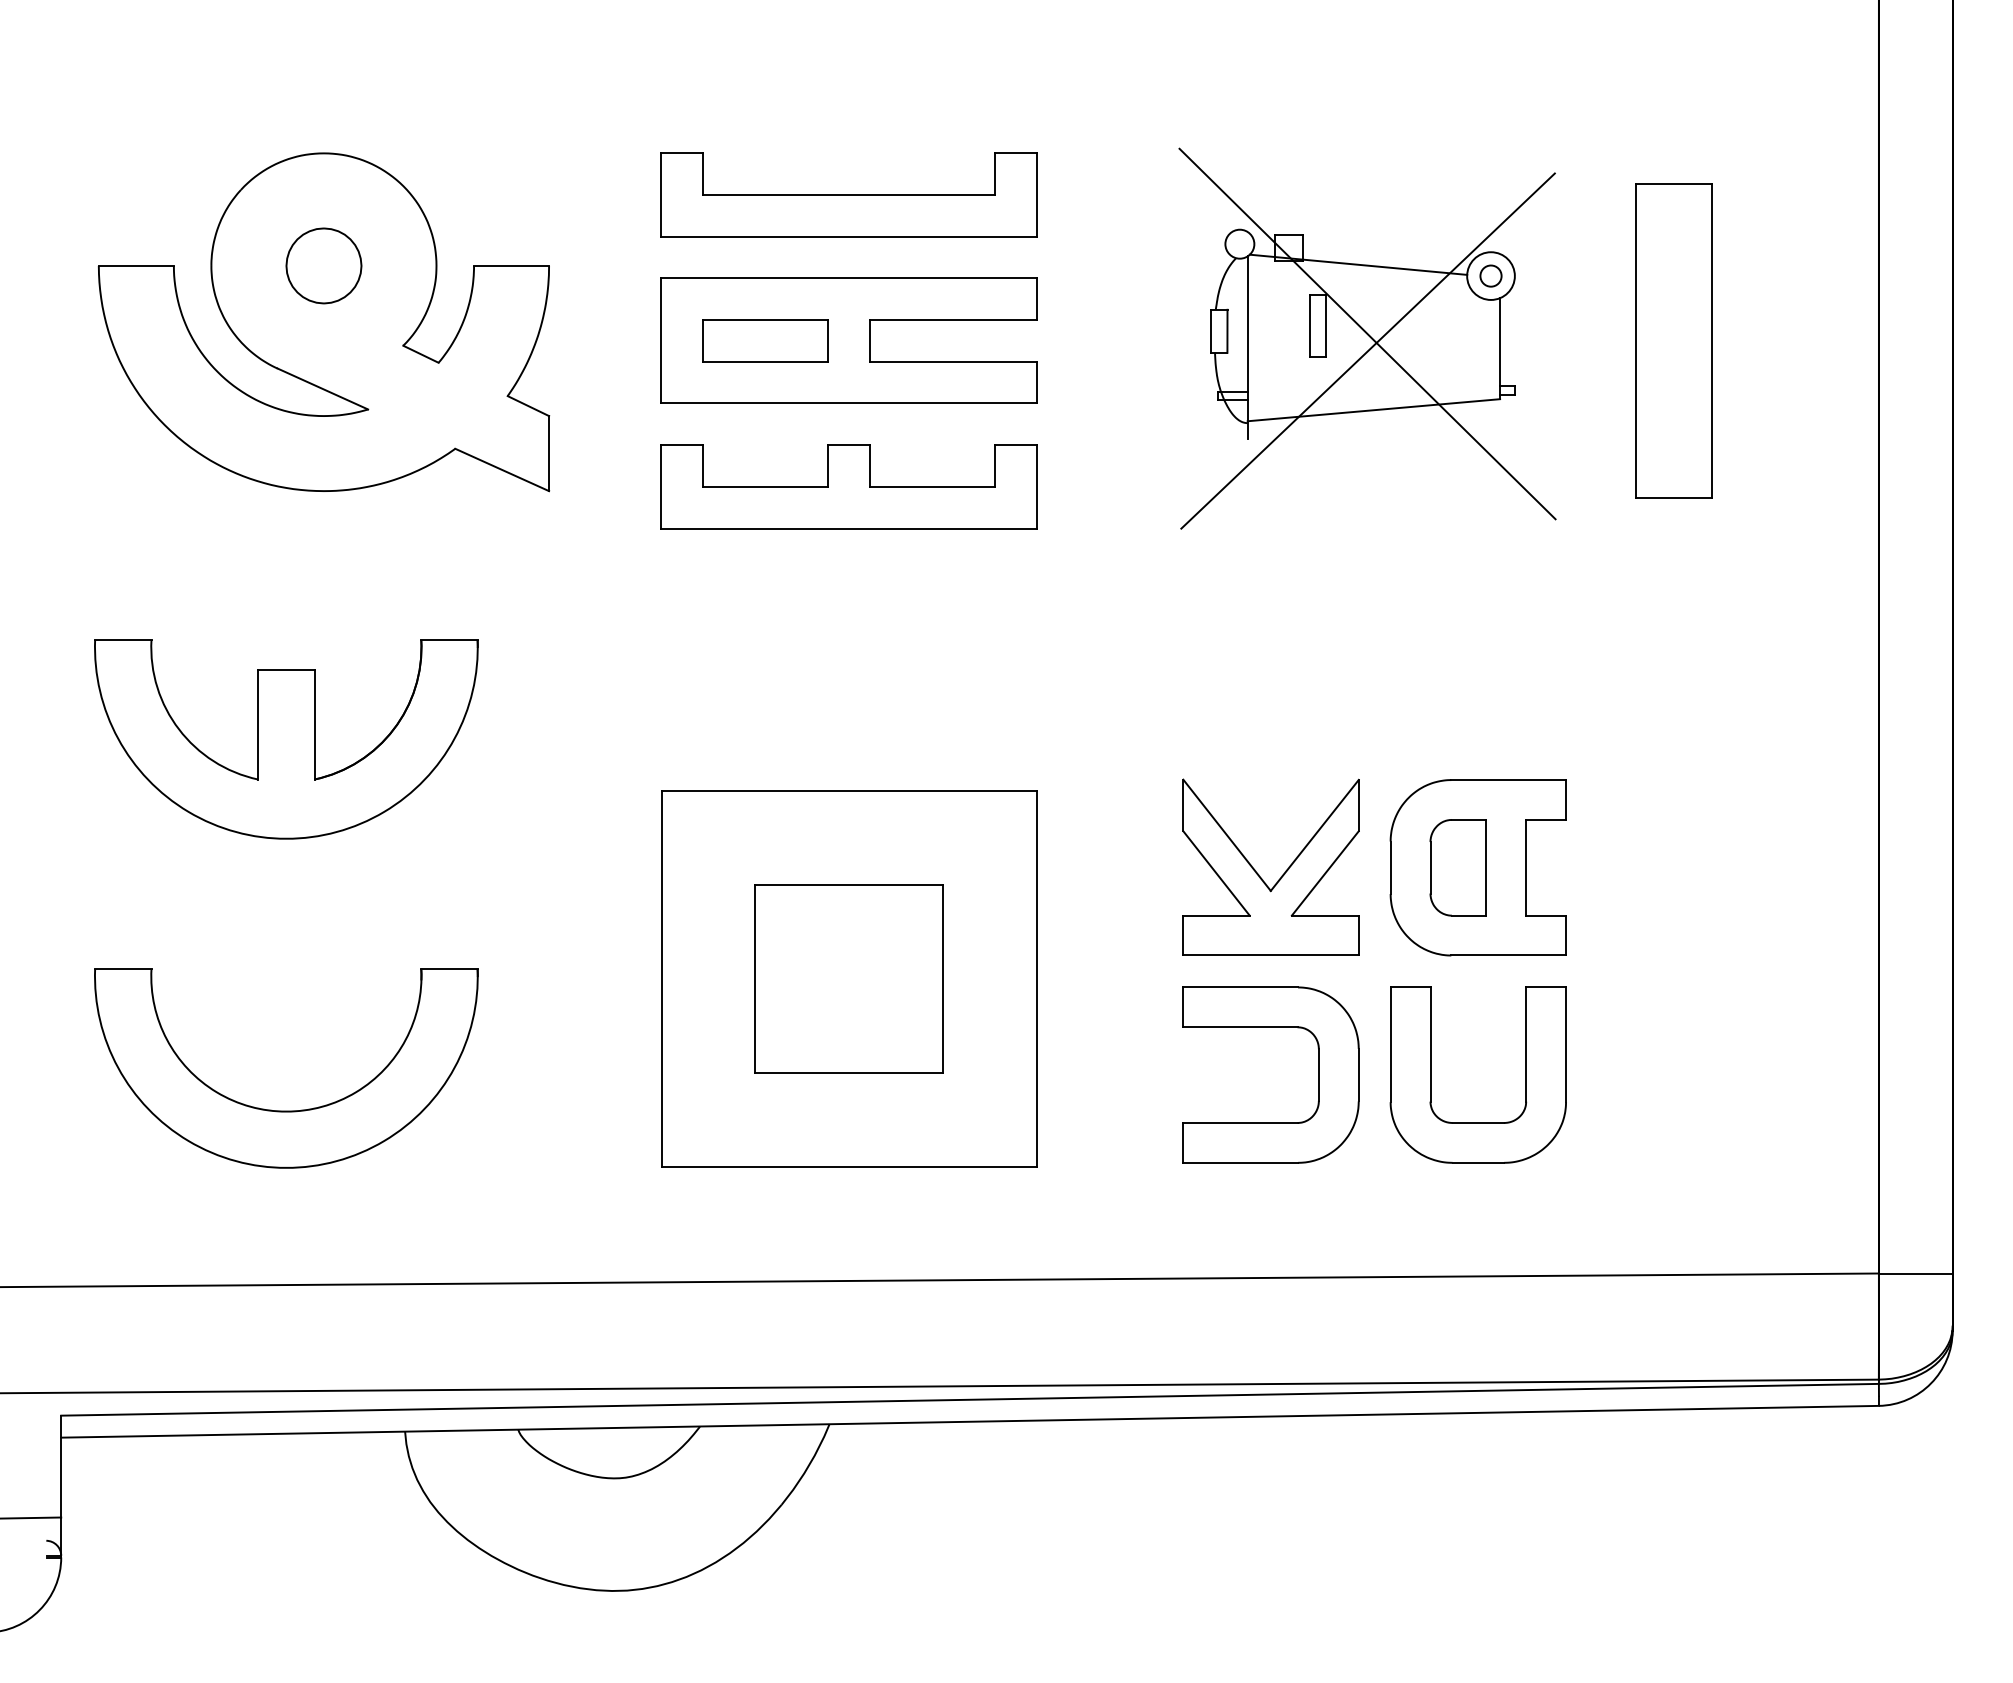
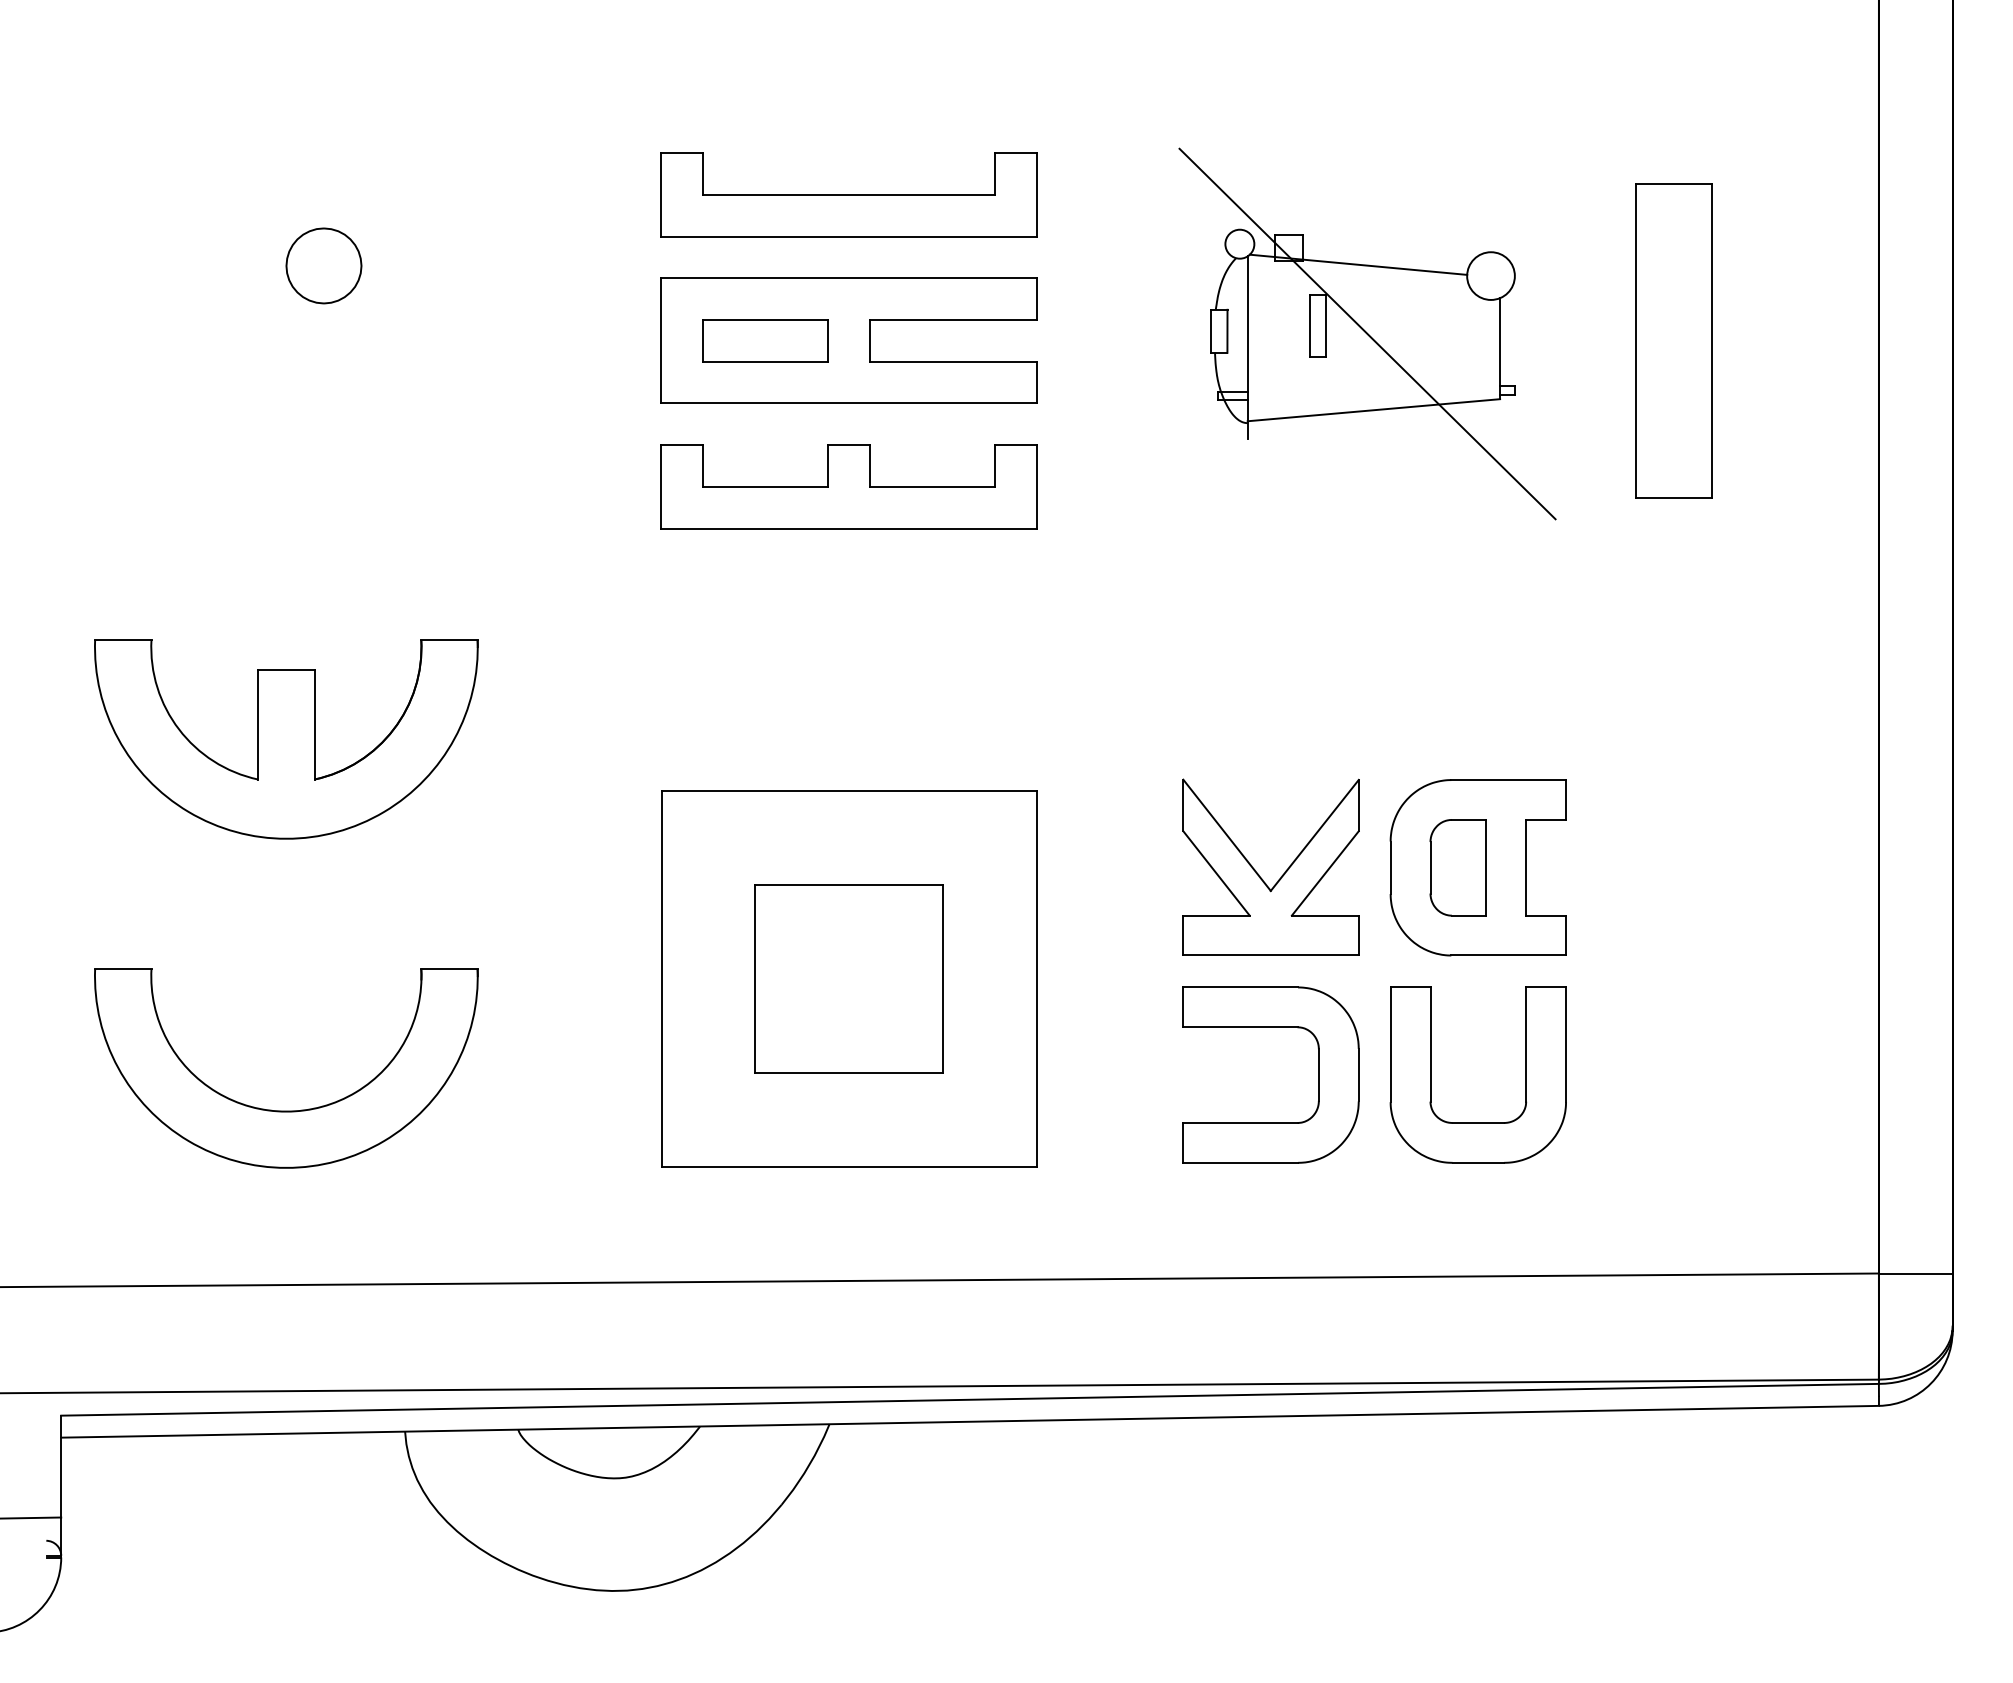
part: present -> none (1490, 275)
part: present -> none (324, 322)
line: present -> none (1367, 350)
